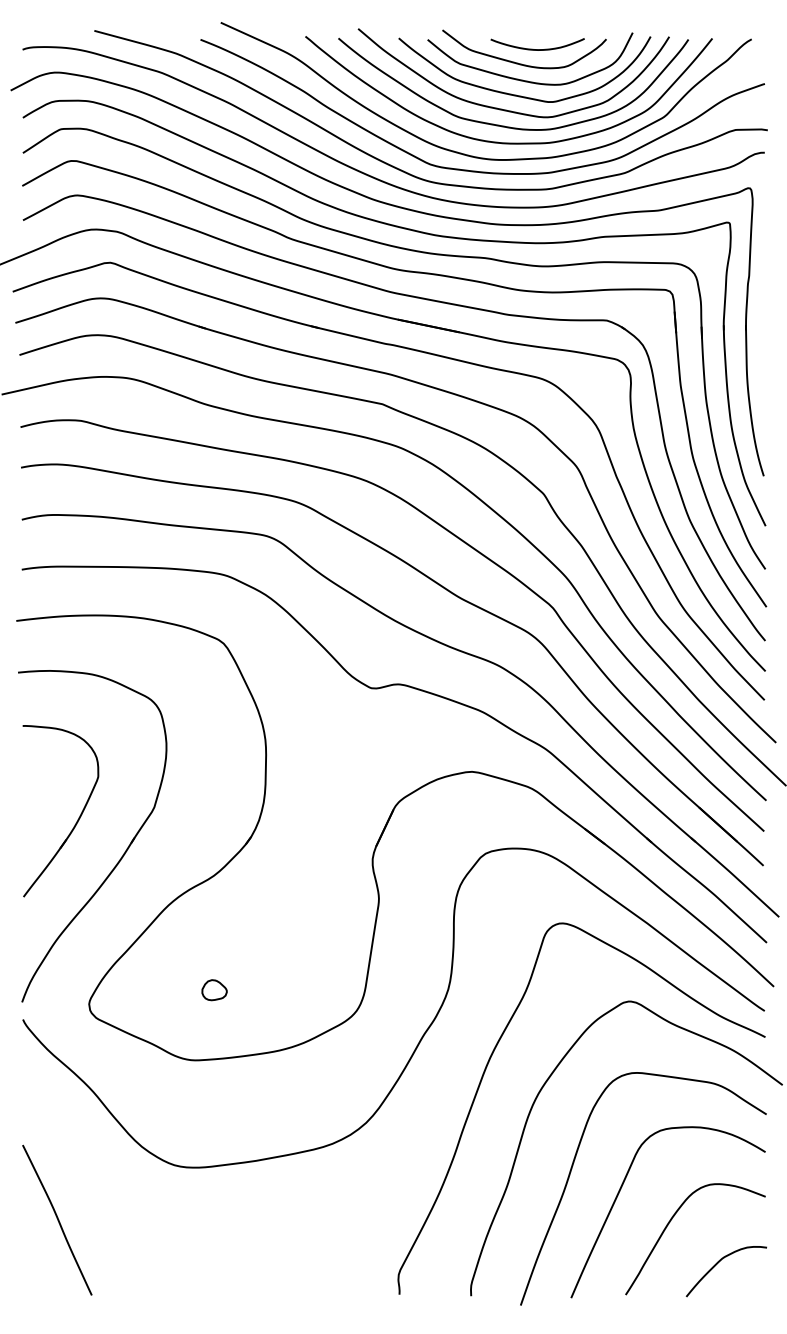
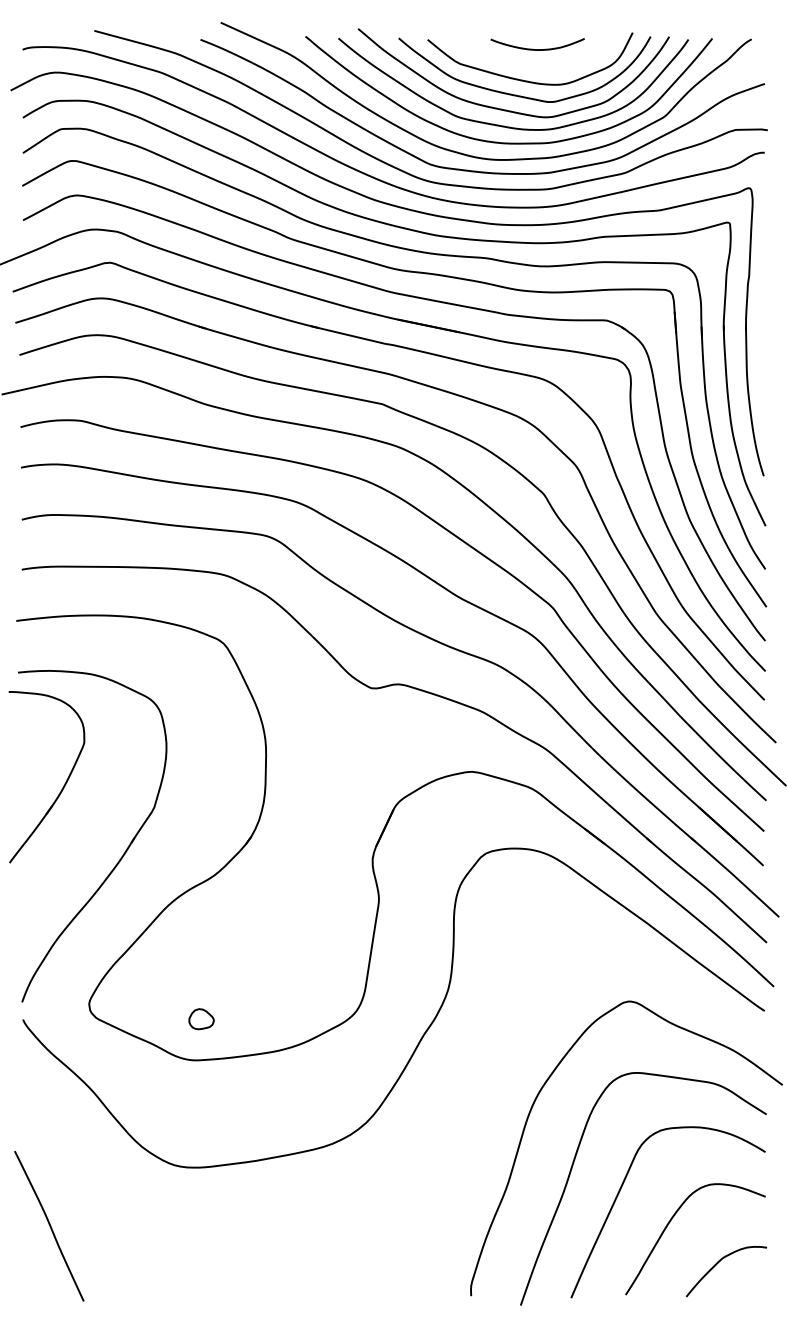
curve: present -> none (518, 62)
part position: (77, 819) -> (63, 785) (63, 785)
part position: (214, 990) -> (201, 1019) (201, 1019)
curve: present -> none (485, 1072)
curve position: (57, 1219) -> (49, 1225) (49, 1225)
